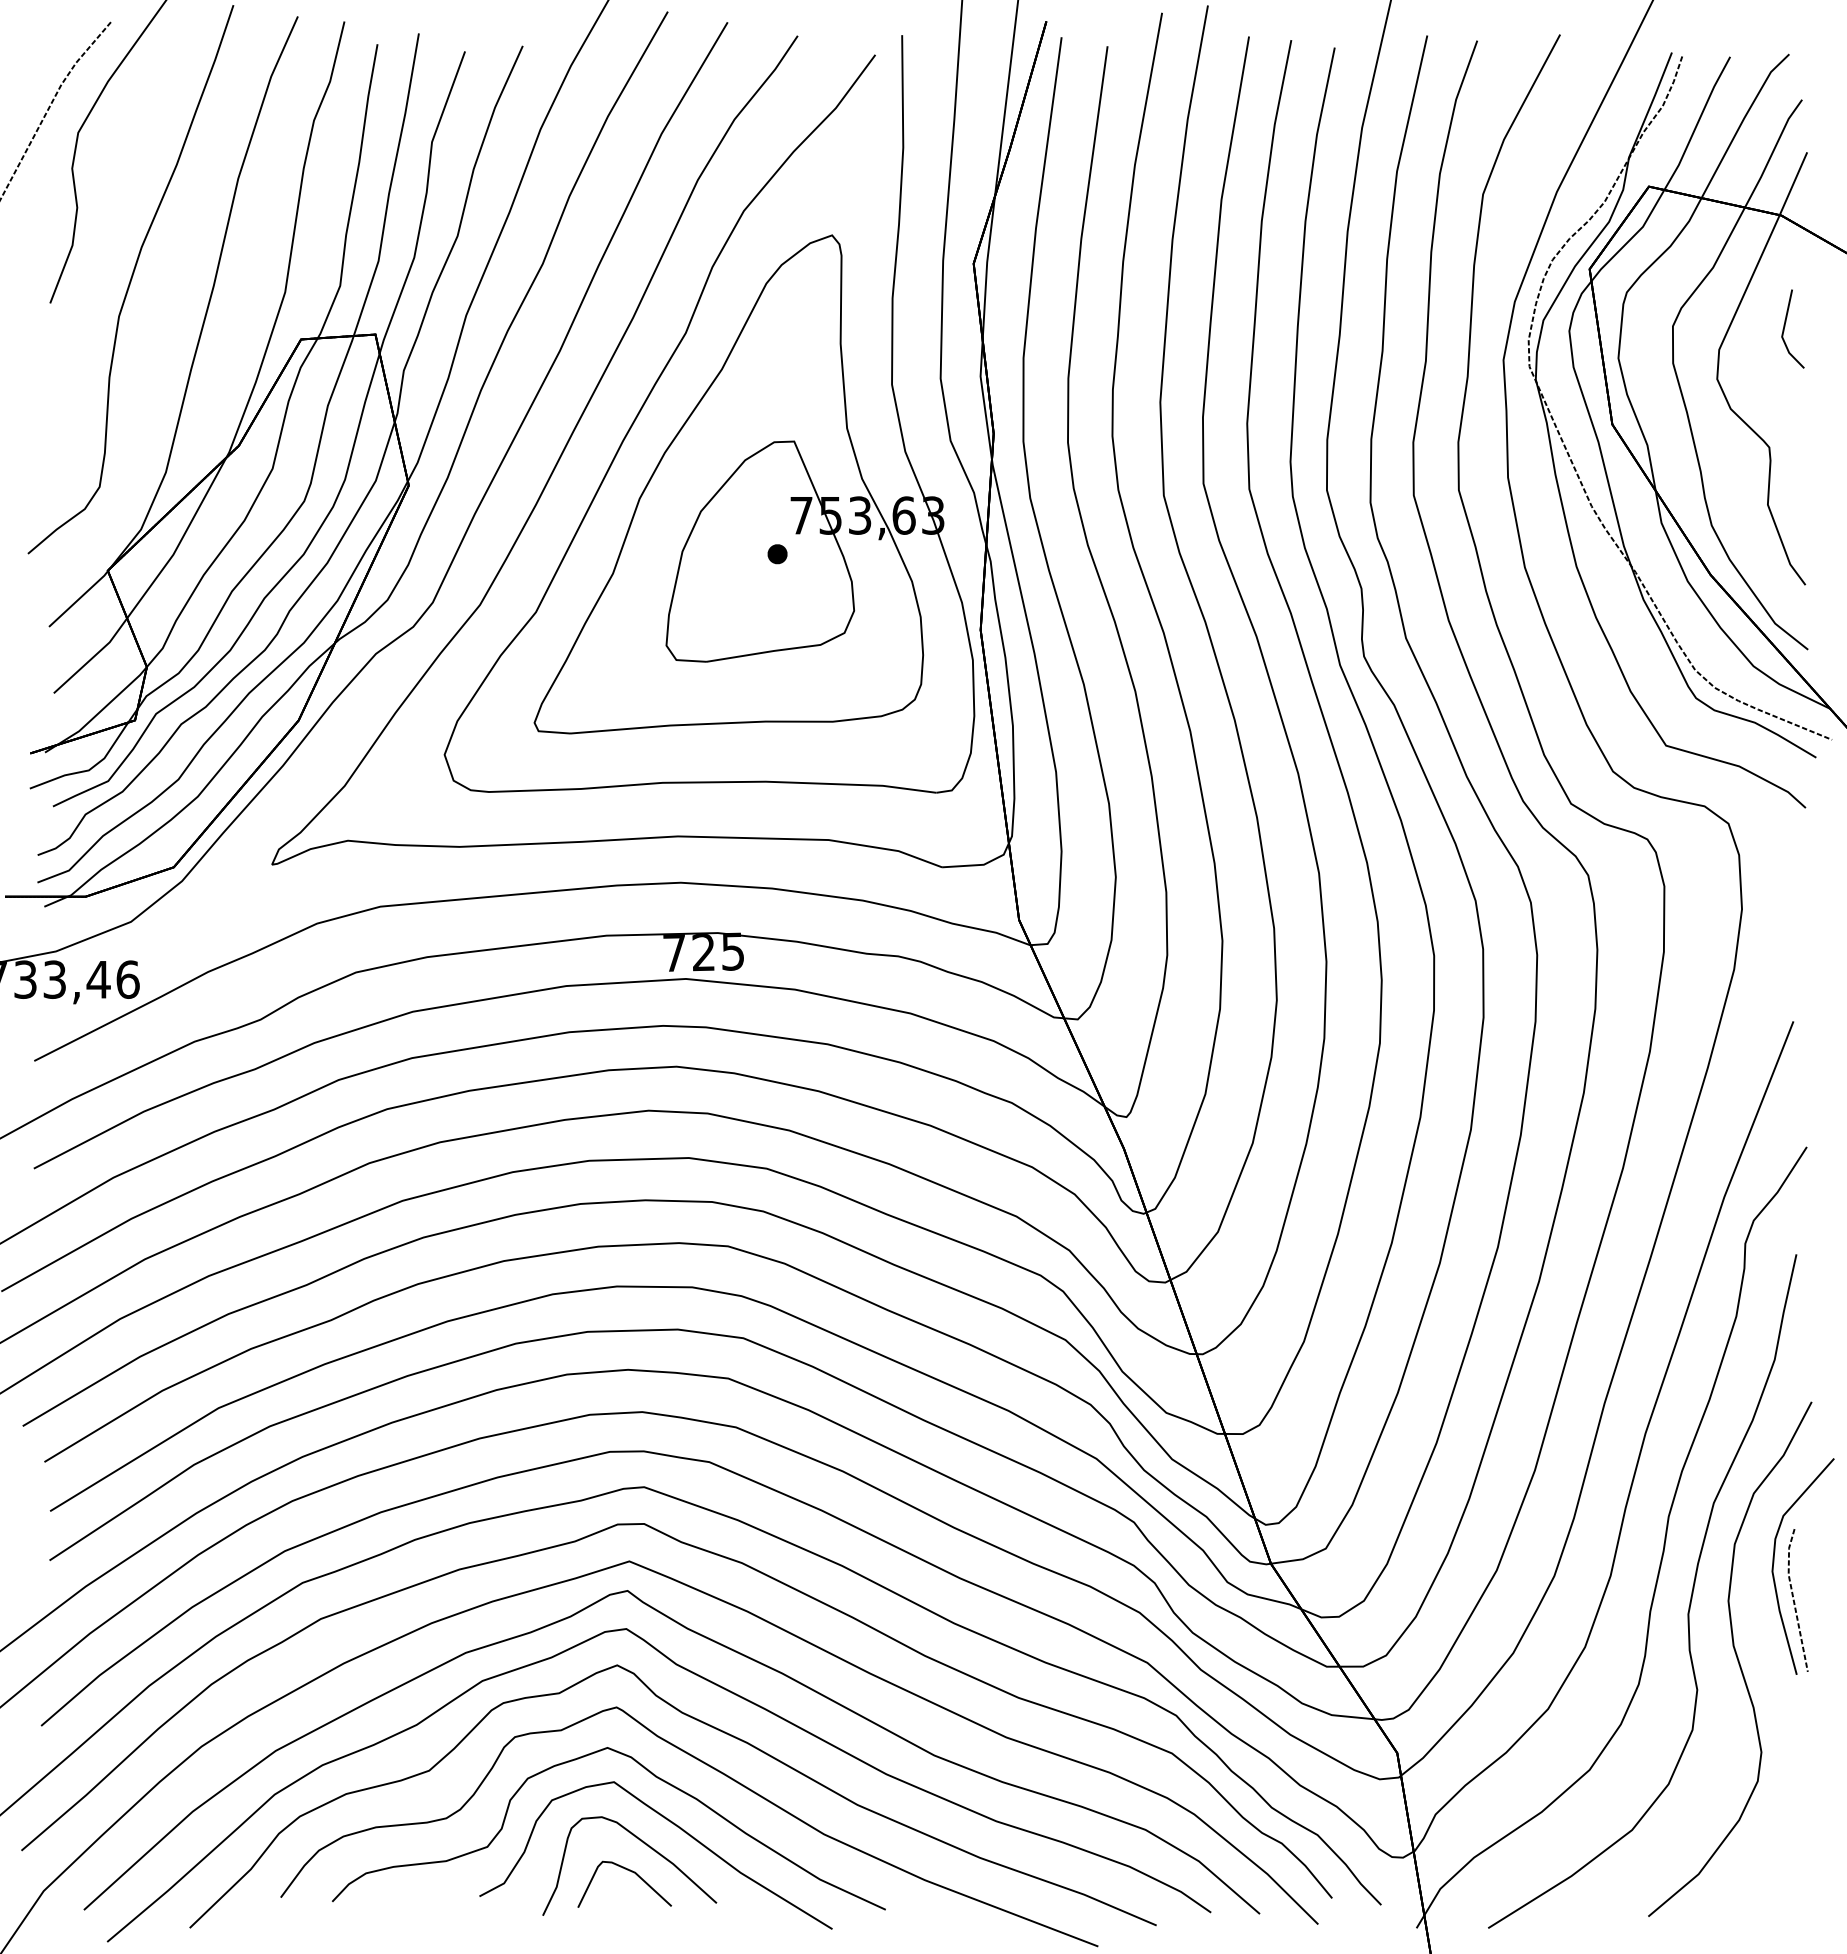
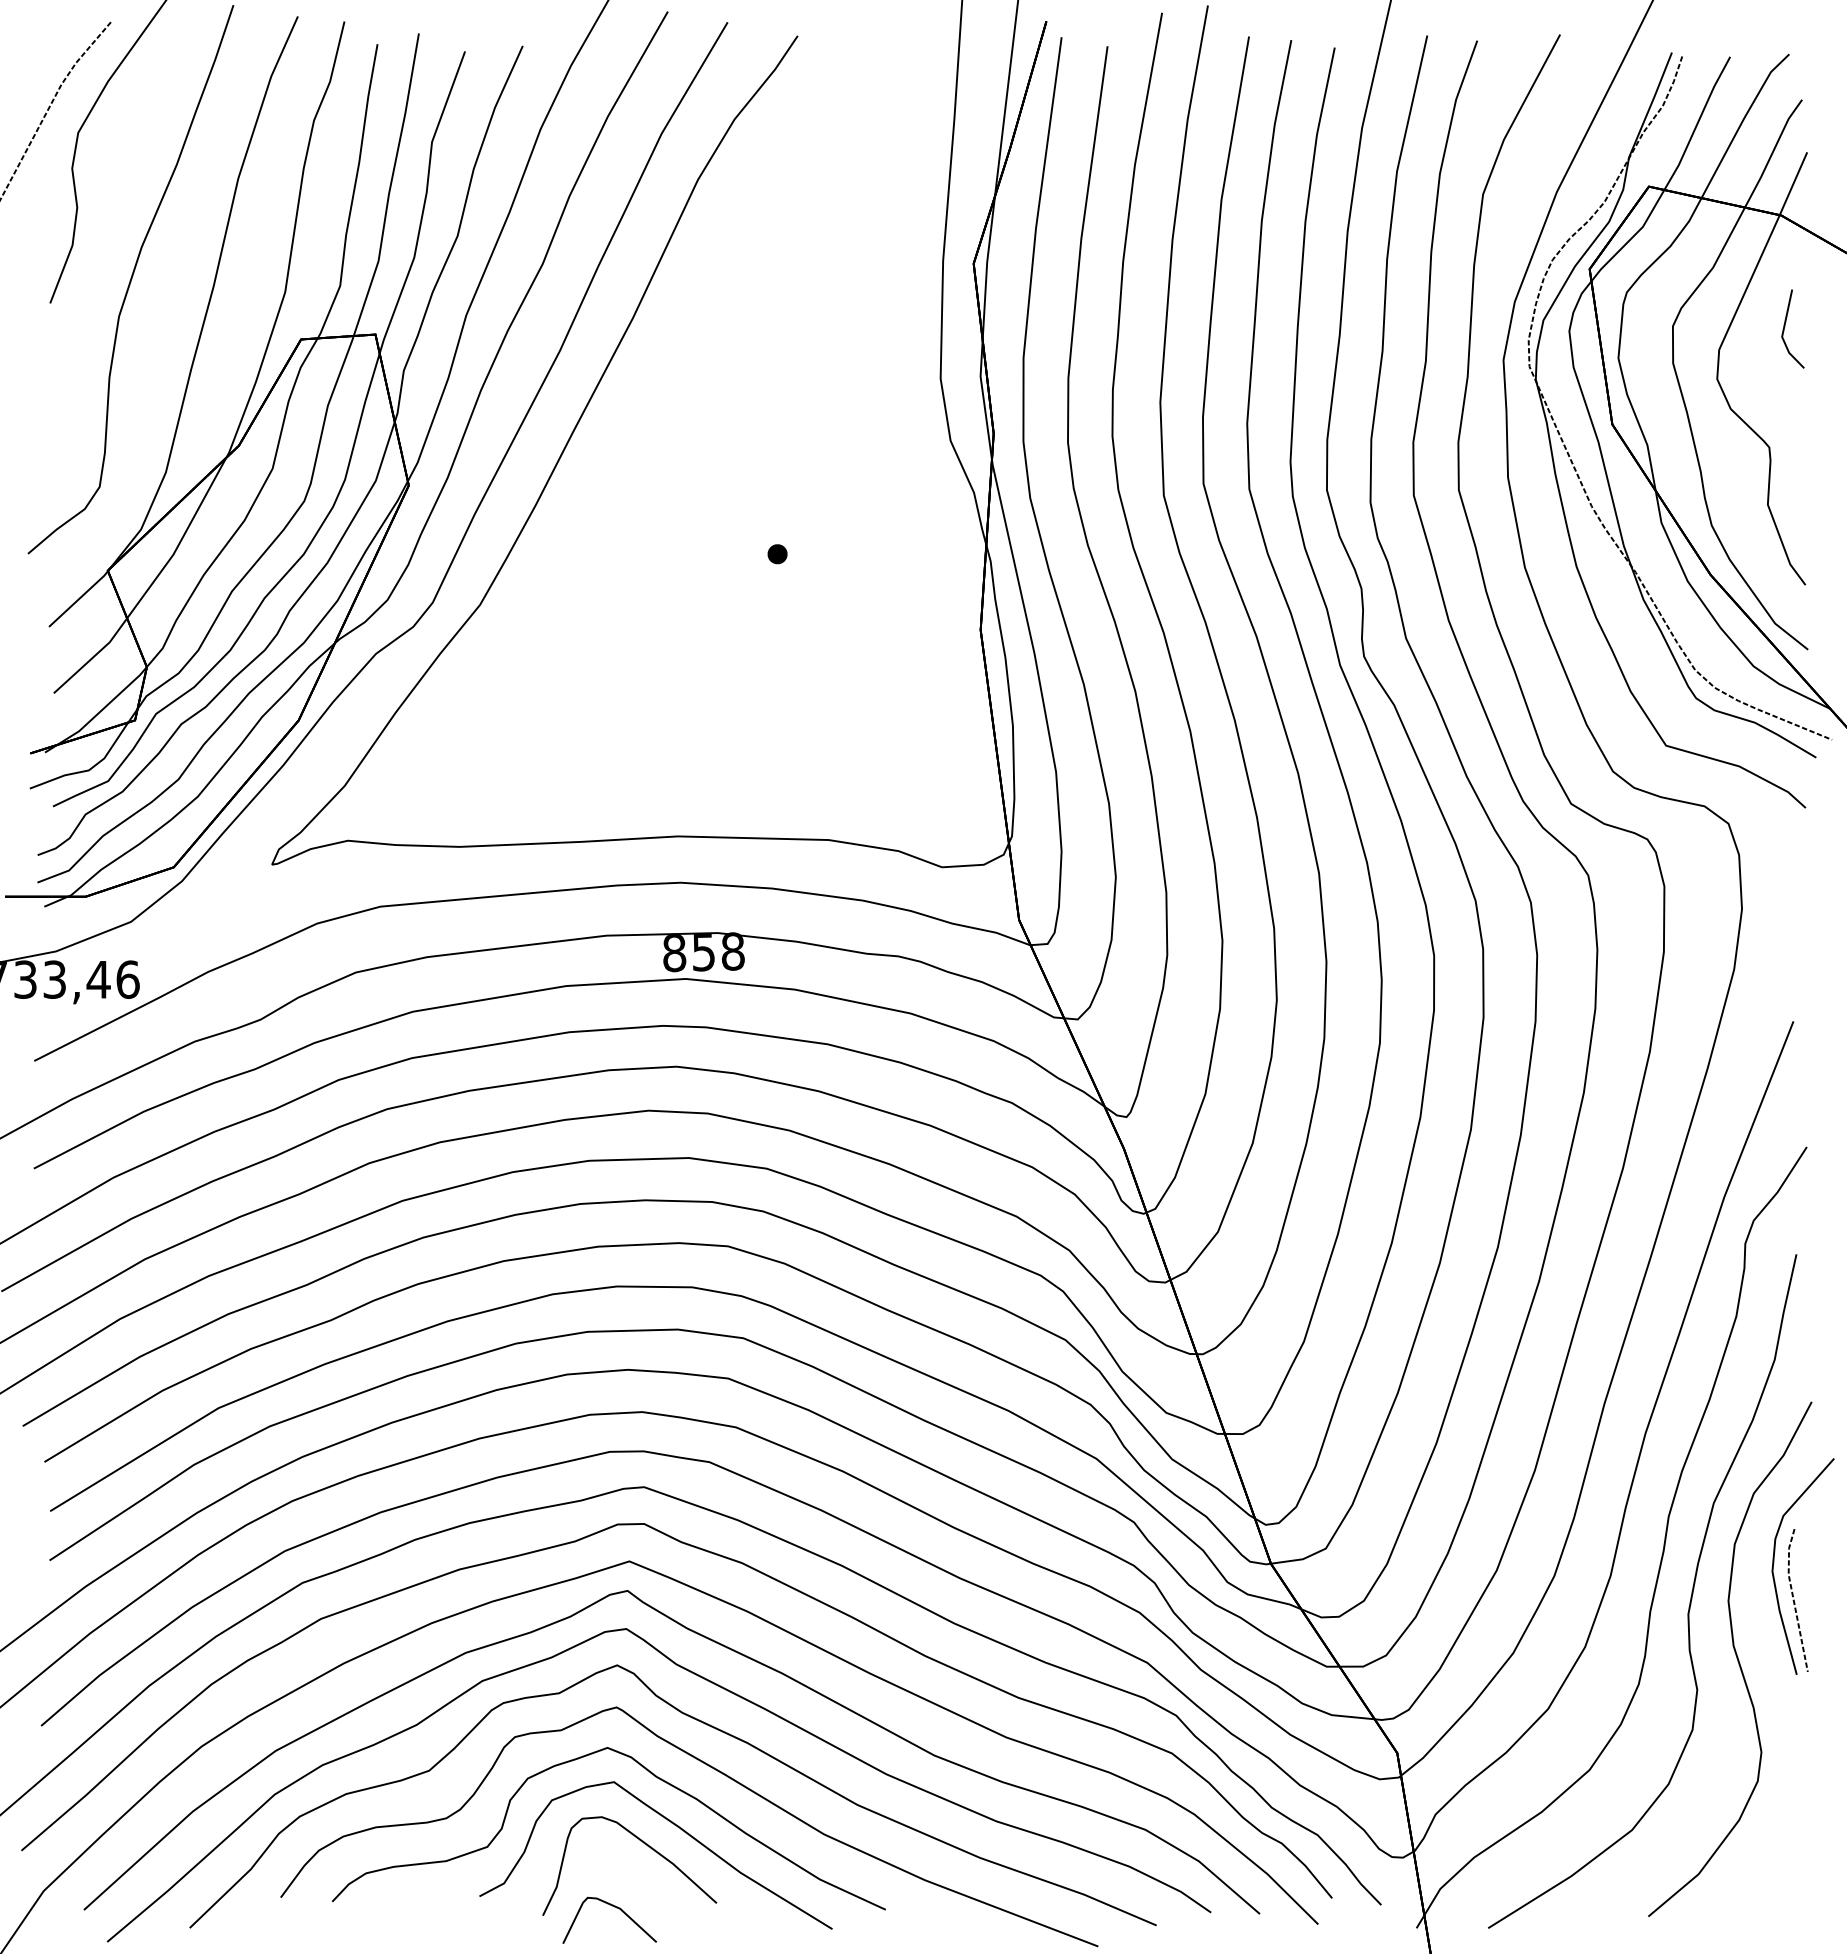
part: present -> none (709, 414)
text: 725 -> 858 (703, 952)
curve position: (629, 1871) -> (614, 1907) (614, 1907)
